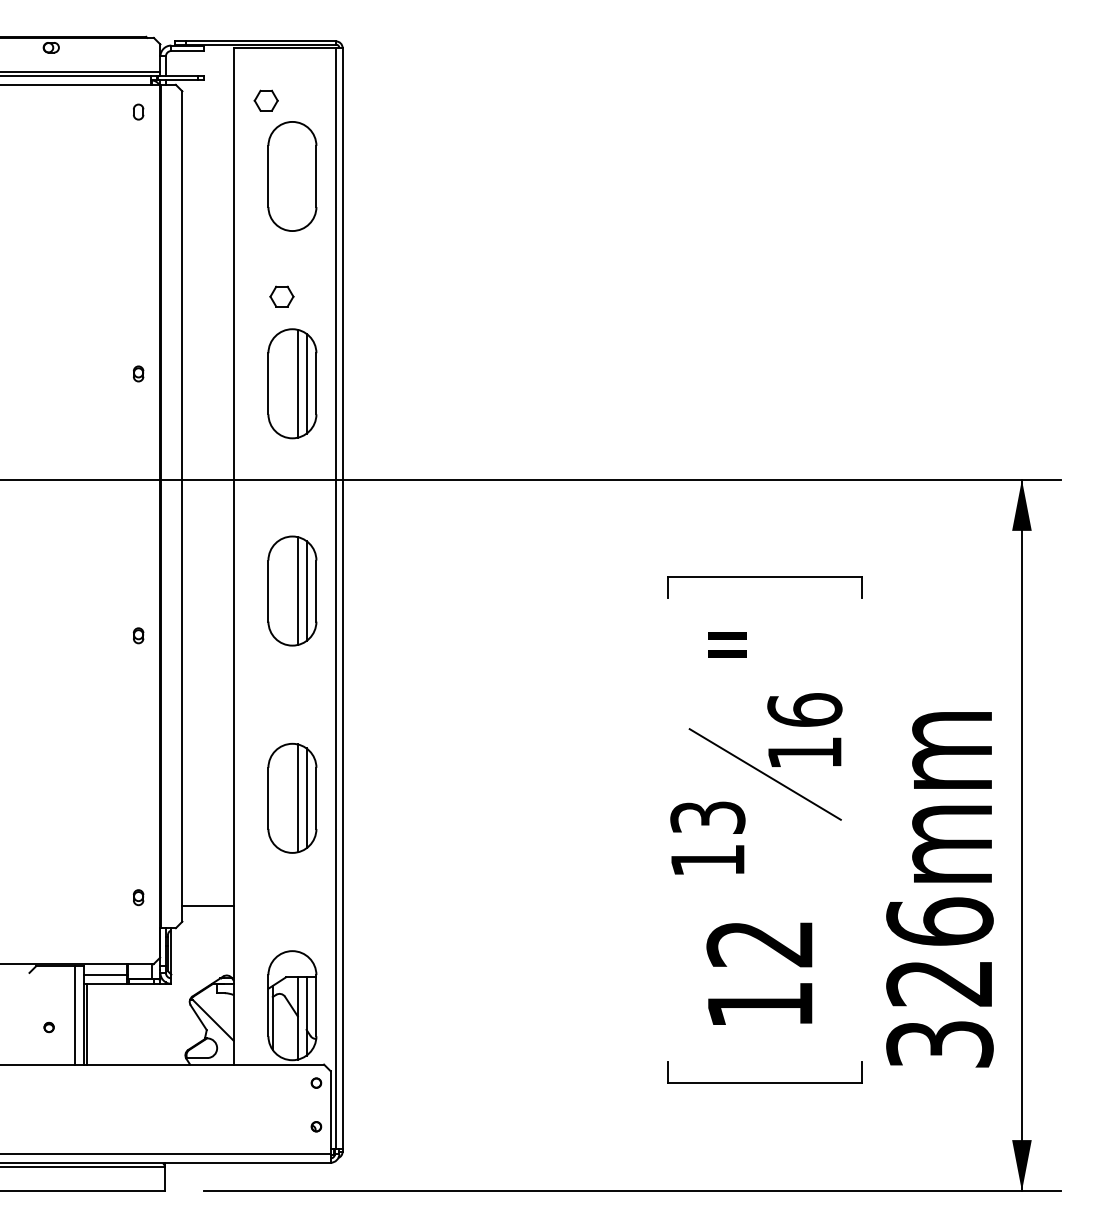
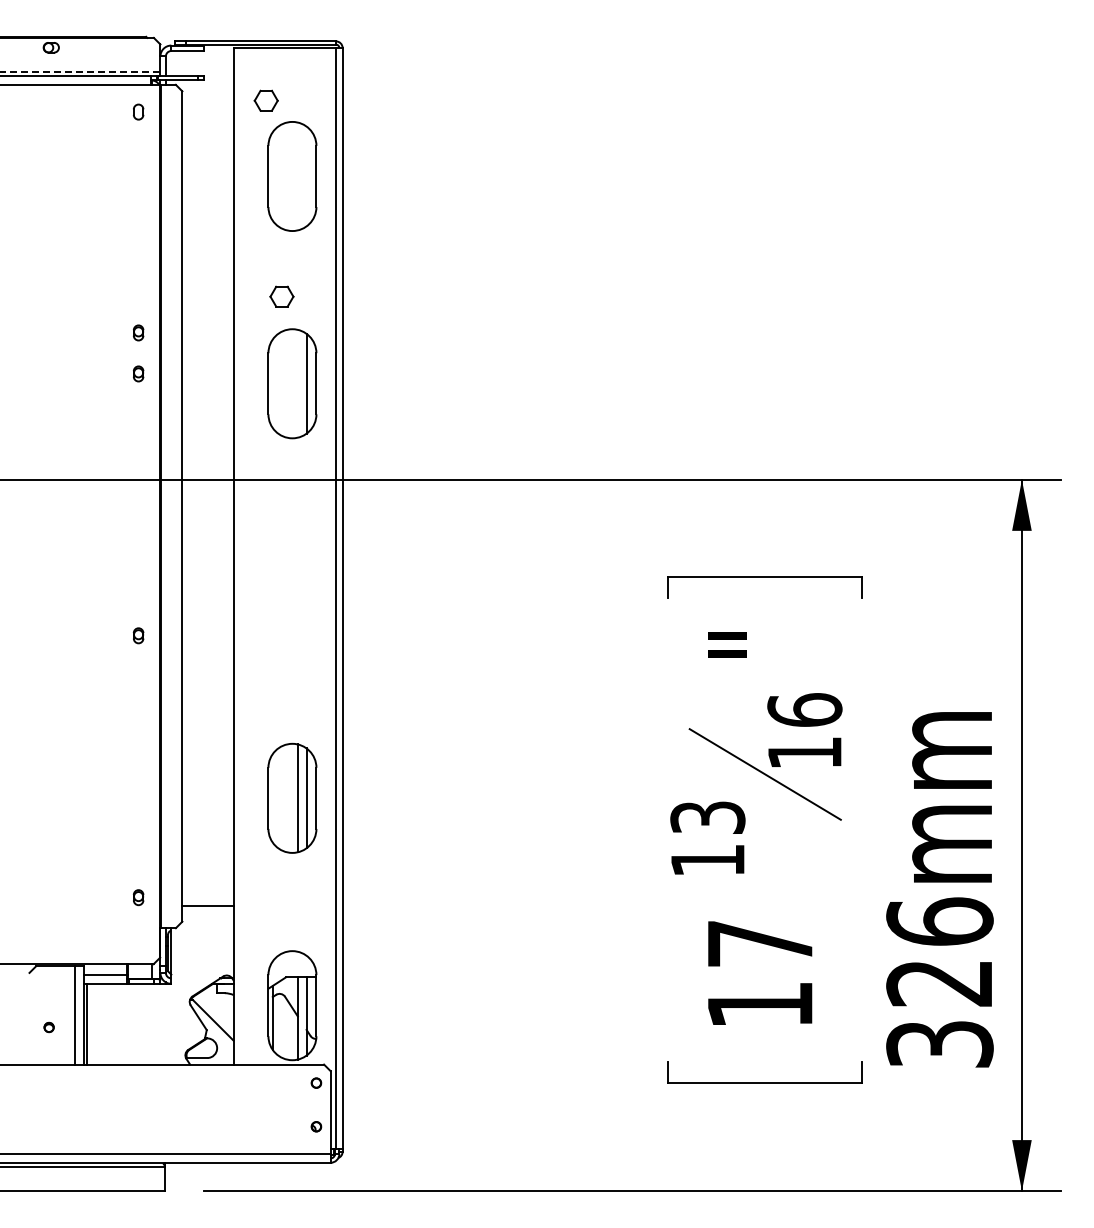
line: solid -> dashed (80, 71)
part: none -> present (138, 332)
line: present -> none (297, 383)
part: present -> none (292, 590)
text: 12 -> 17 (759, 944)
